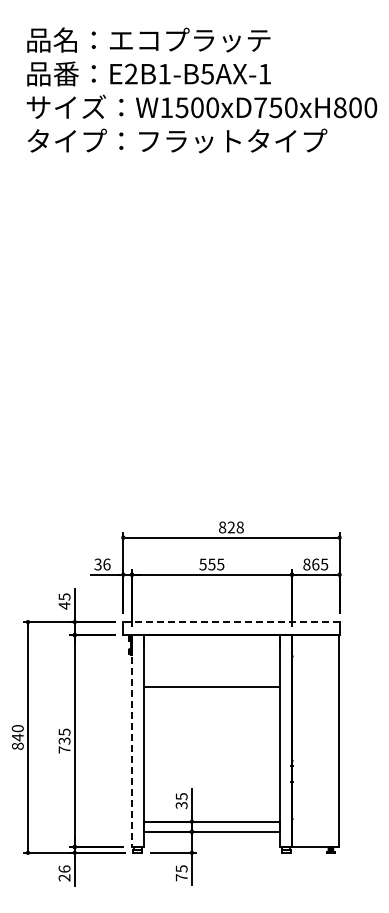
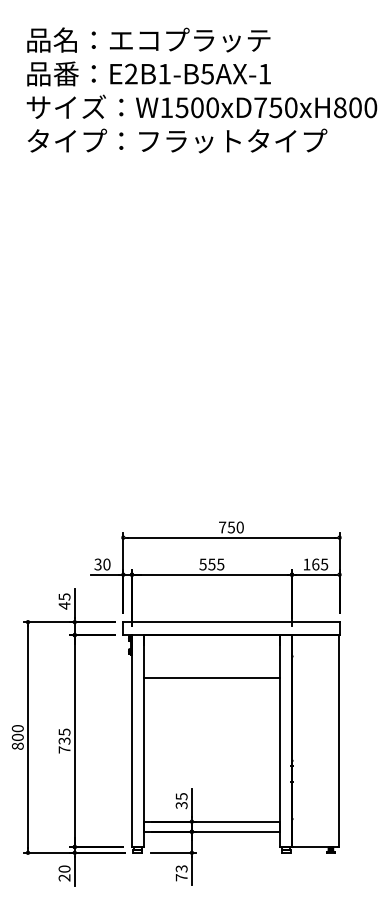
text: 828 -> 750 (231, 527)
text: 36 -> 30 (106, 564)
text: 865 -> 165 (306, 564)
line: dashed -> solid (230, 622)
line position: (211, 687) -> (211, 678) (211, 678)
text: 840 -> 800 (17, 737)
line: dashed -> solid (131, 741)
text: 26 -> 20 (64, 868)
text: 75 -> 73 (180, 868)
